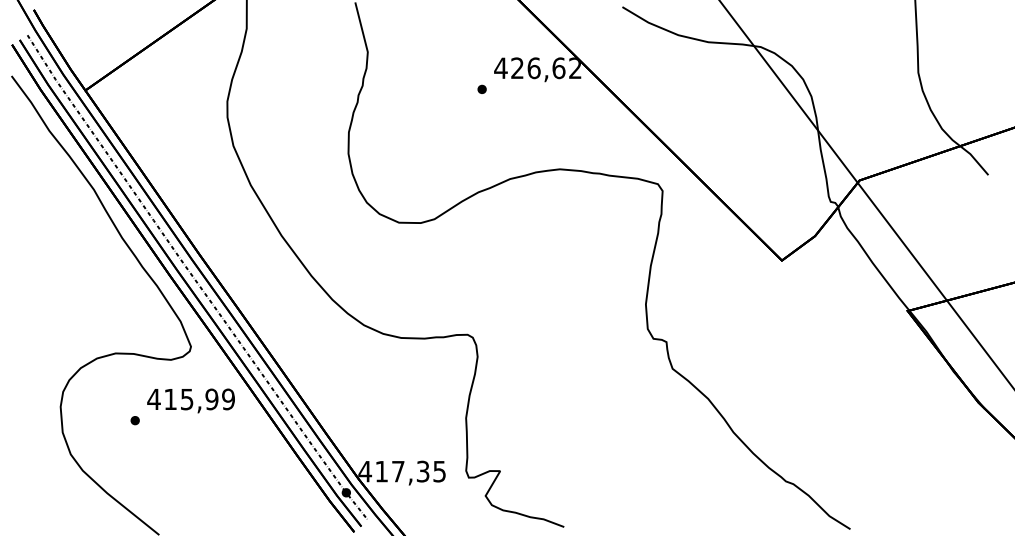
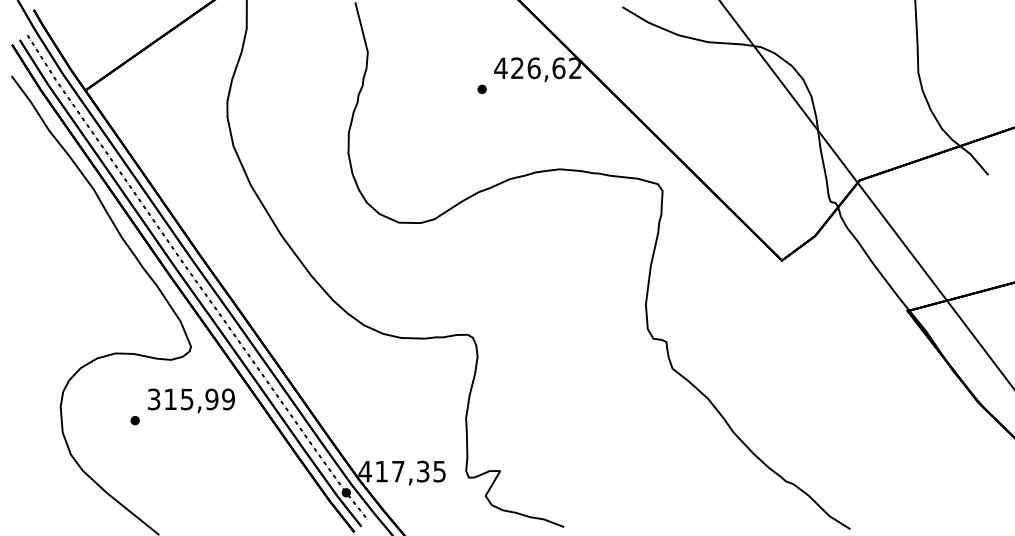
text: 415,99 -> 315,99 (153, 399)
